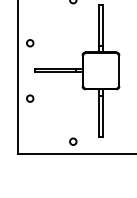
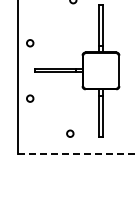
circle position: (73, 141) -> (70, 133) (70, 133)
line: solid -> dashed (77, 154)
